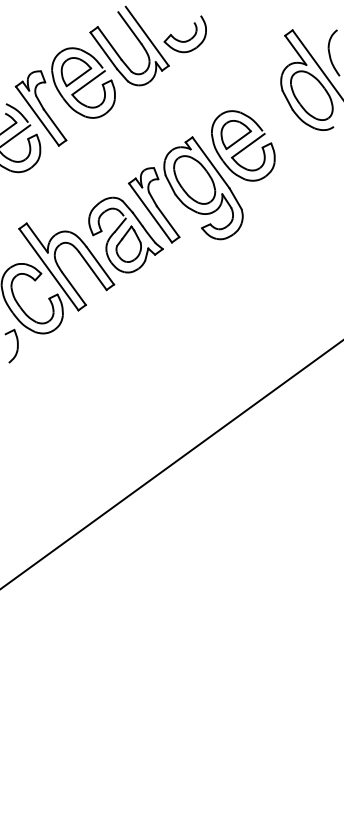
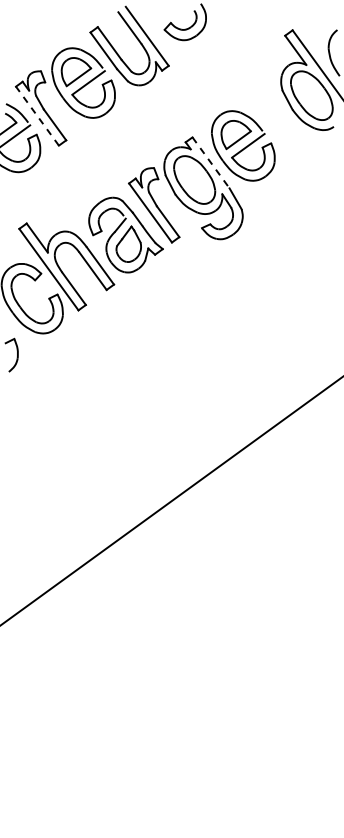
part position: (185, 40) -> (185, 28) (185, 28)
line: solid -> dashed (37, 115)
line: solid -> dashed (211, 162)
part position: (11, 345) -> (11, 354) (11, 354)
line position: (171, 464) -> (171, 501) (171, 501)
